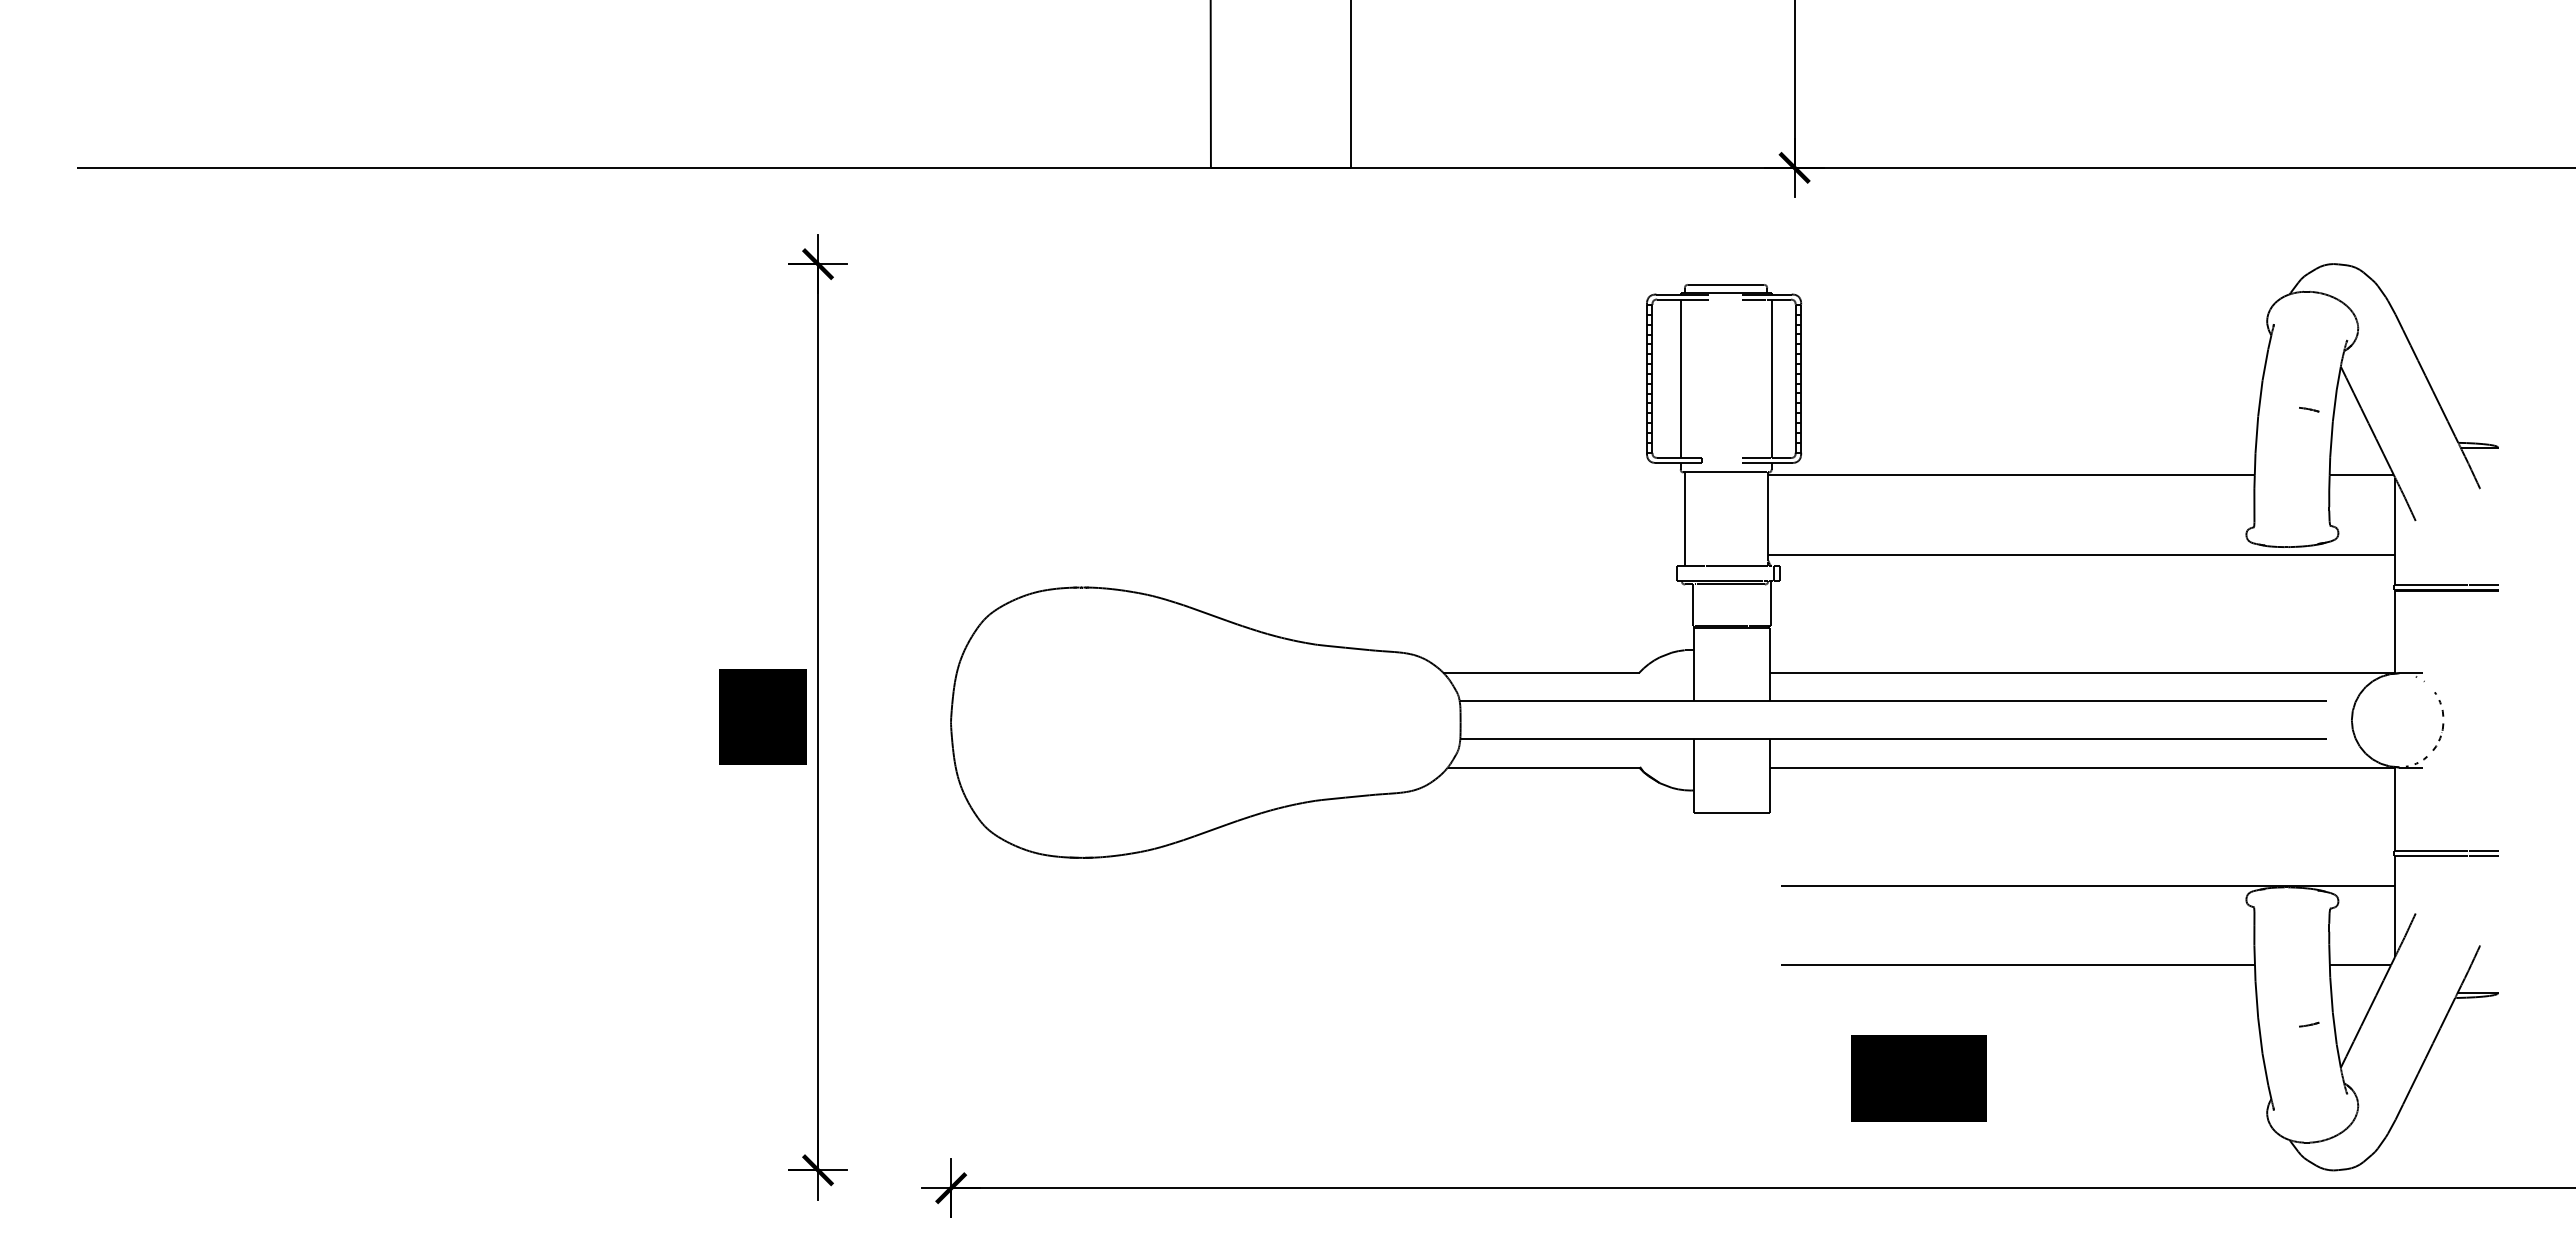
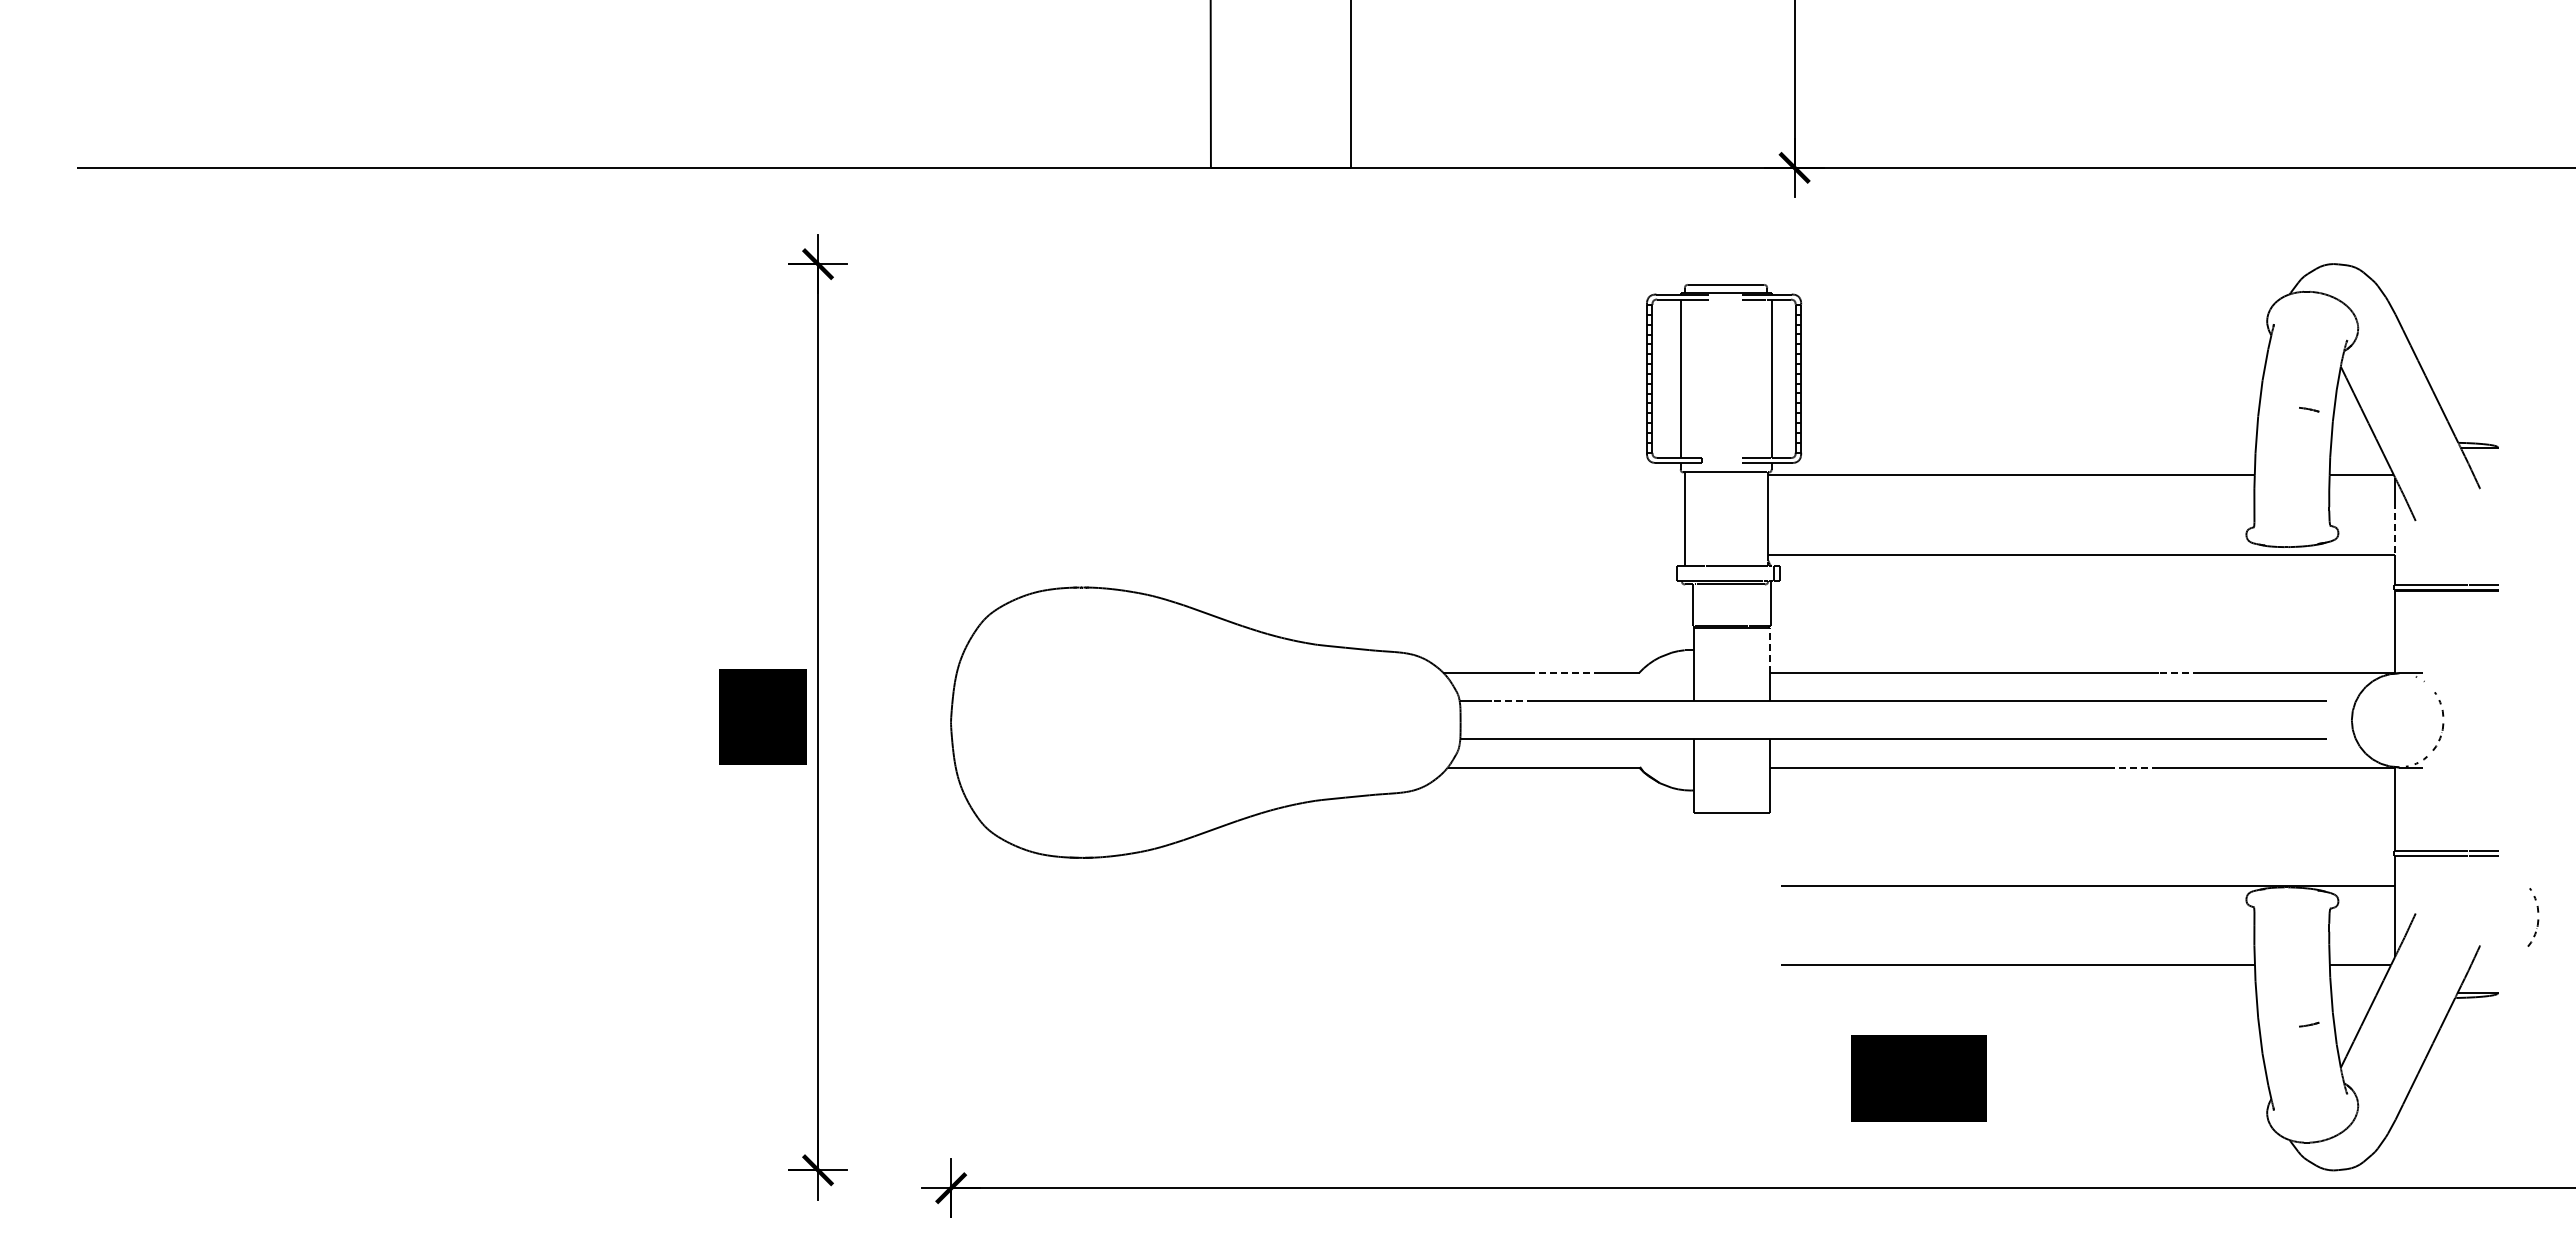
line: solid -> dashed (2395, 528)
line: solid -> dashed (1770, 650)
line: solid -> dashed (1566, 672)
line: solid -> dashed (2179, 672)
line: solid -> dashed (1513, 700)
line: solid -> dashed (2134, 767)
part: none -> present (2533, 917)
